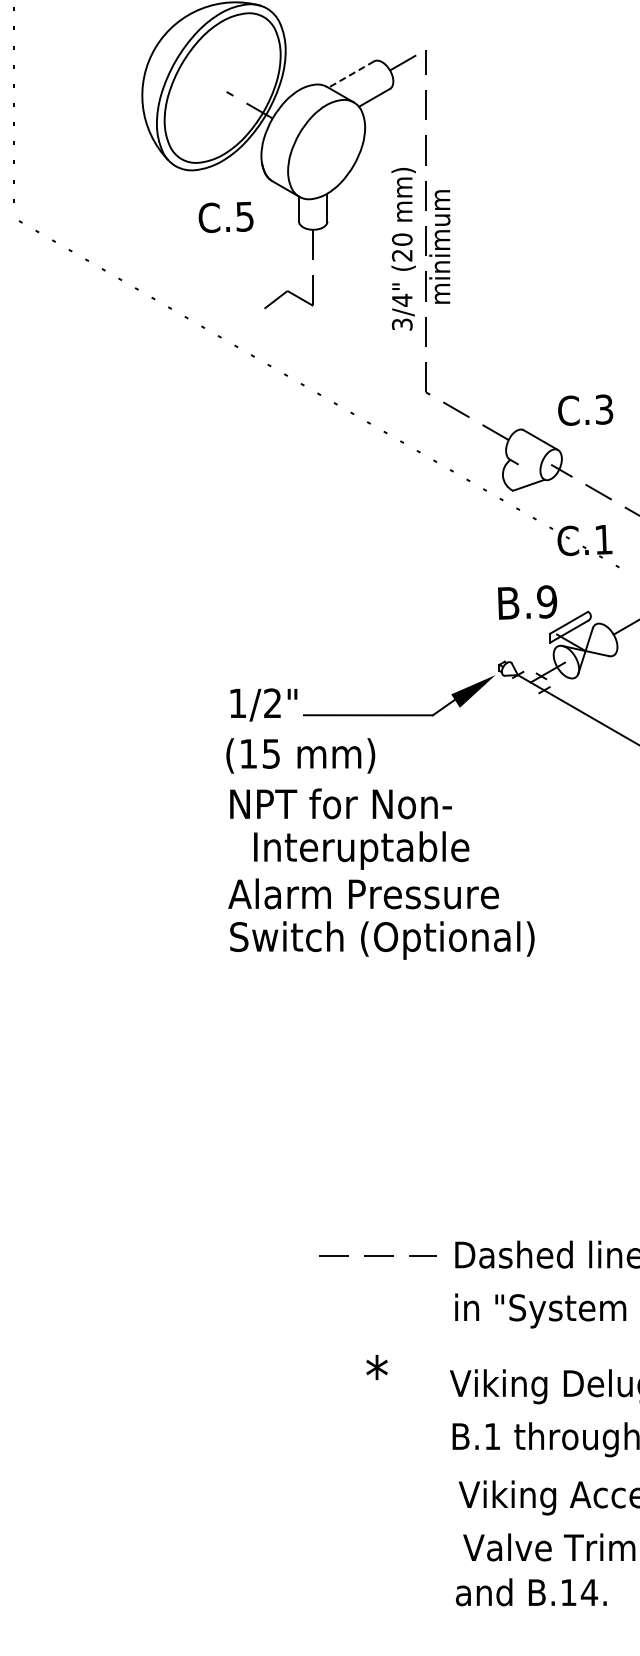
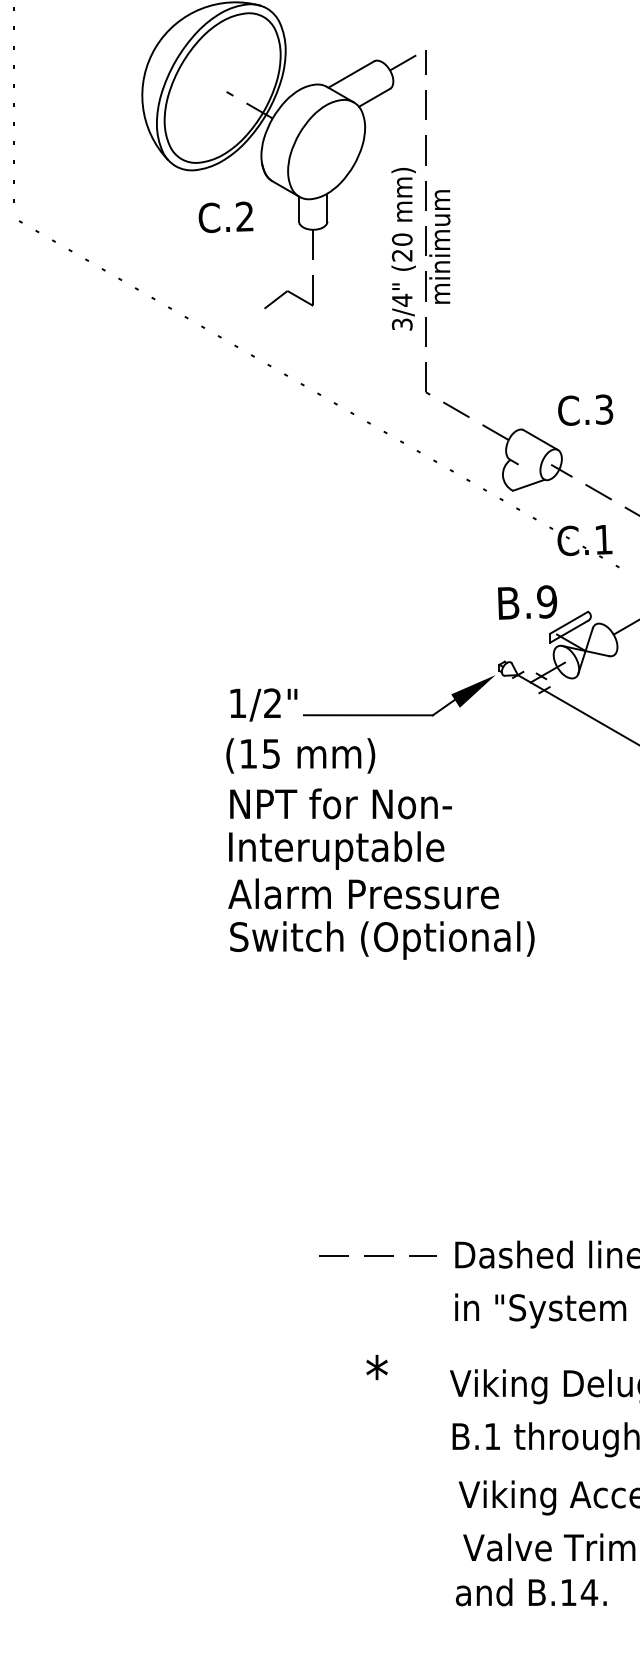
line: dashed -> solid (350, 74)
text: C.5 -> C.2 (244, 216)
text position: (361, 850) -> (336, 850) (336, 850)
